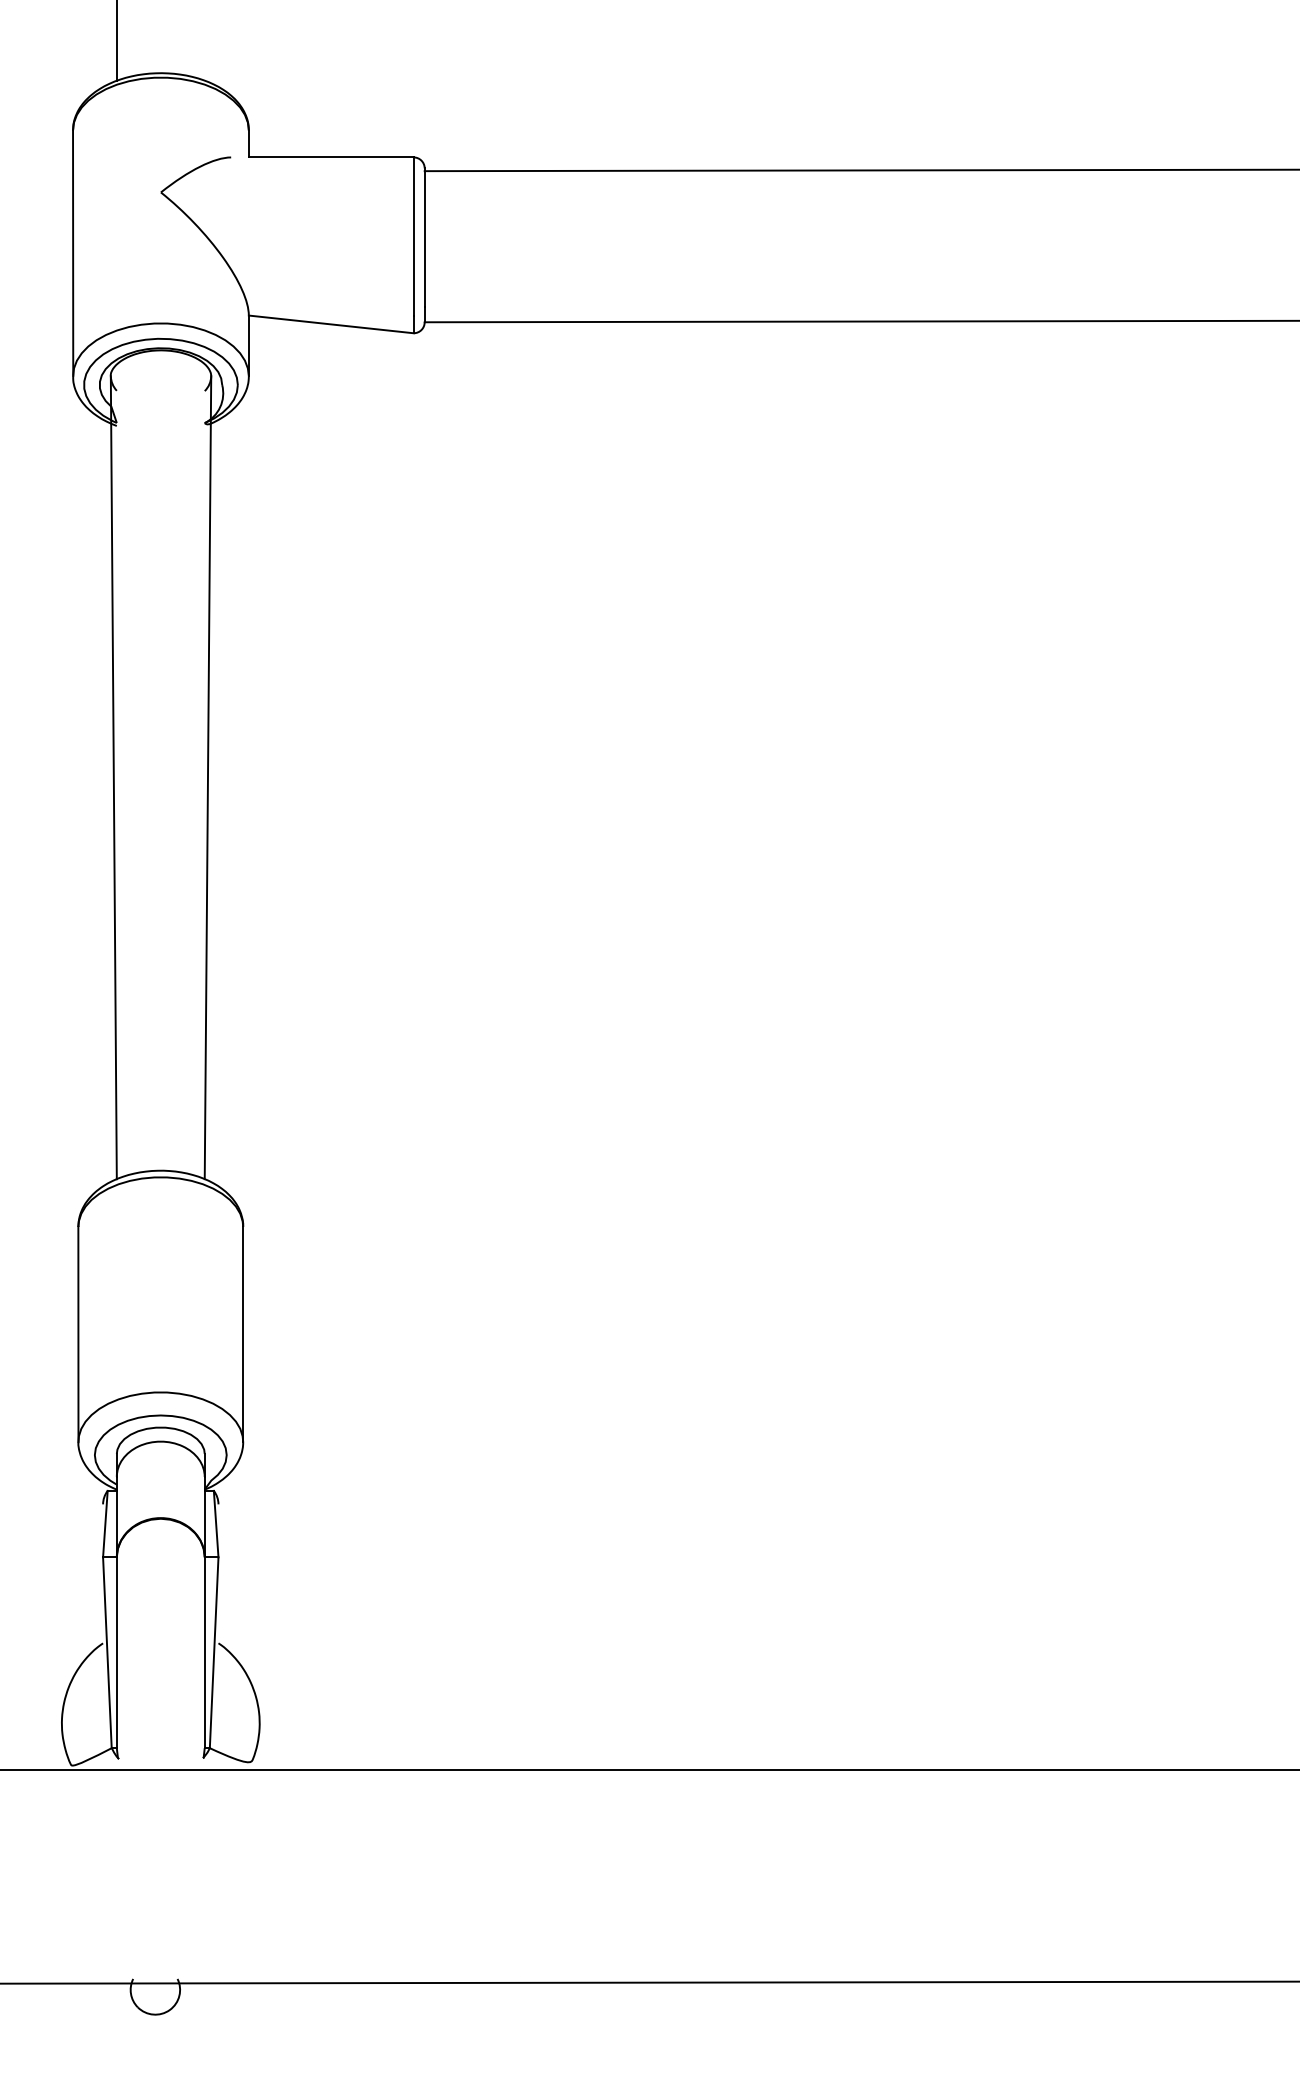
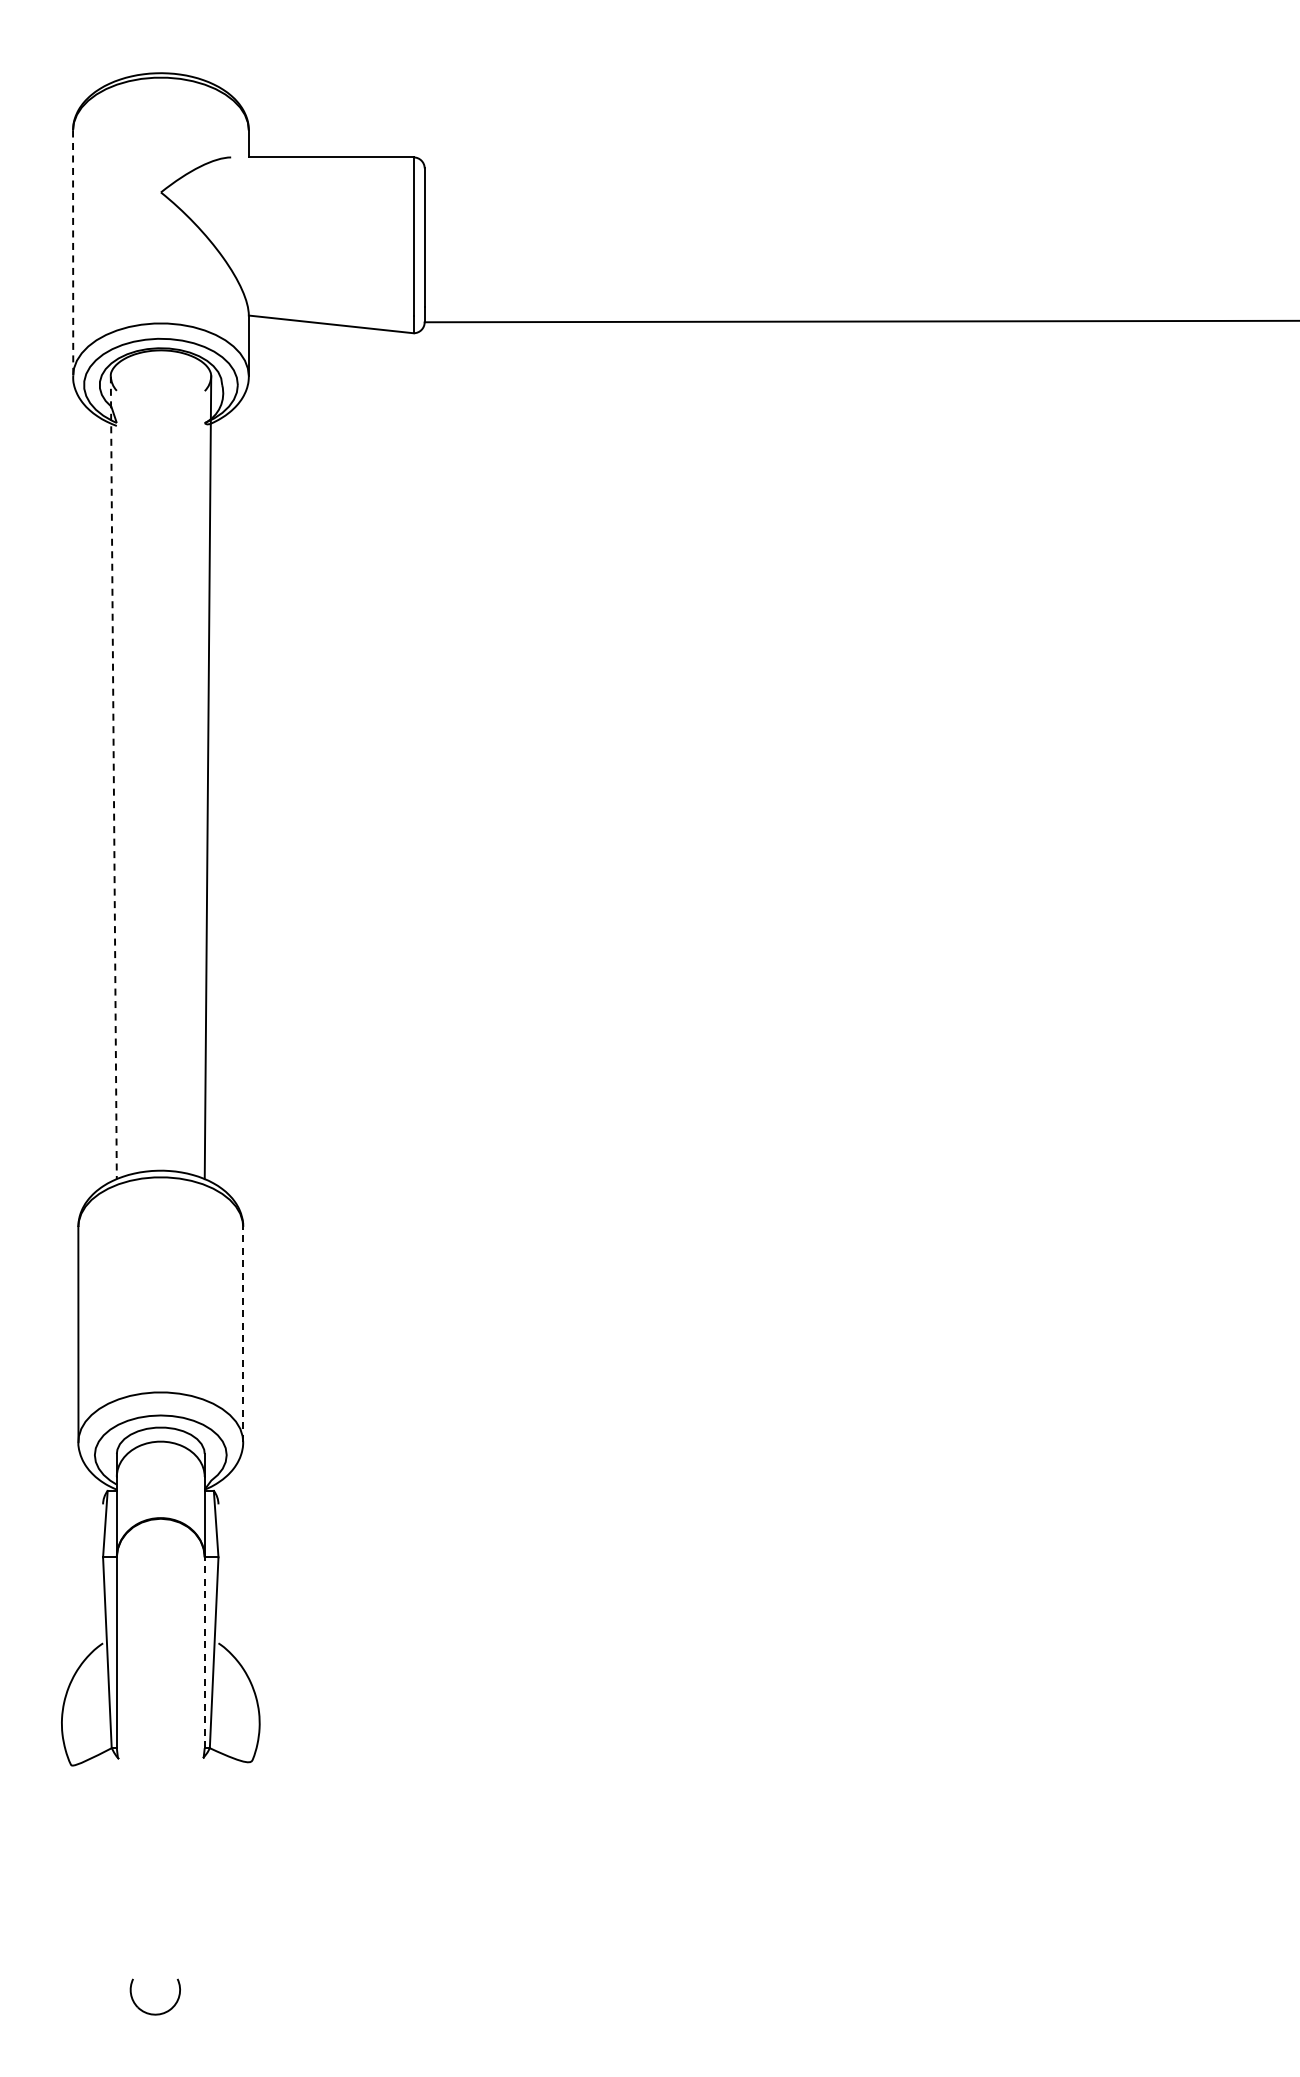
line: present -> none (116, 41)
line: present -> none (860, 170)
line: solid -> dashed (73, 253)
line: solid -> dashed (113, 778)
line: solid -> dashed (243, 1334)
line: solid -> dashed (204, 1652)
line: present -> none (649, 1770)
line: present -> none (649, 1982)
